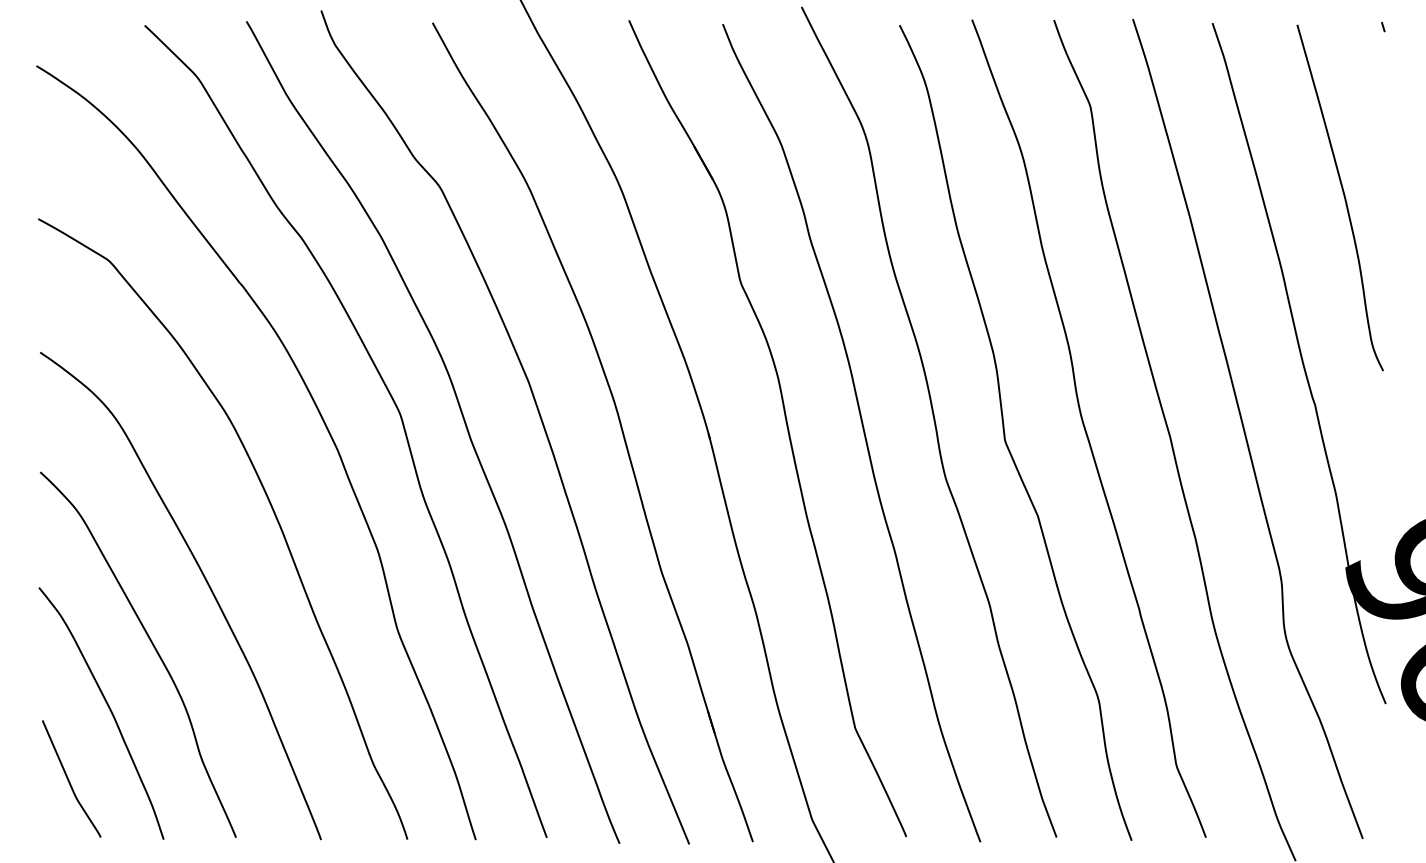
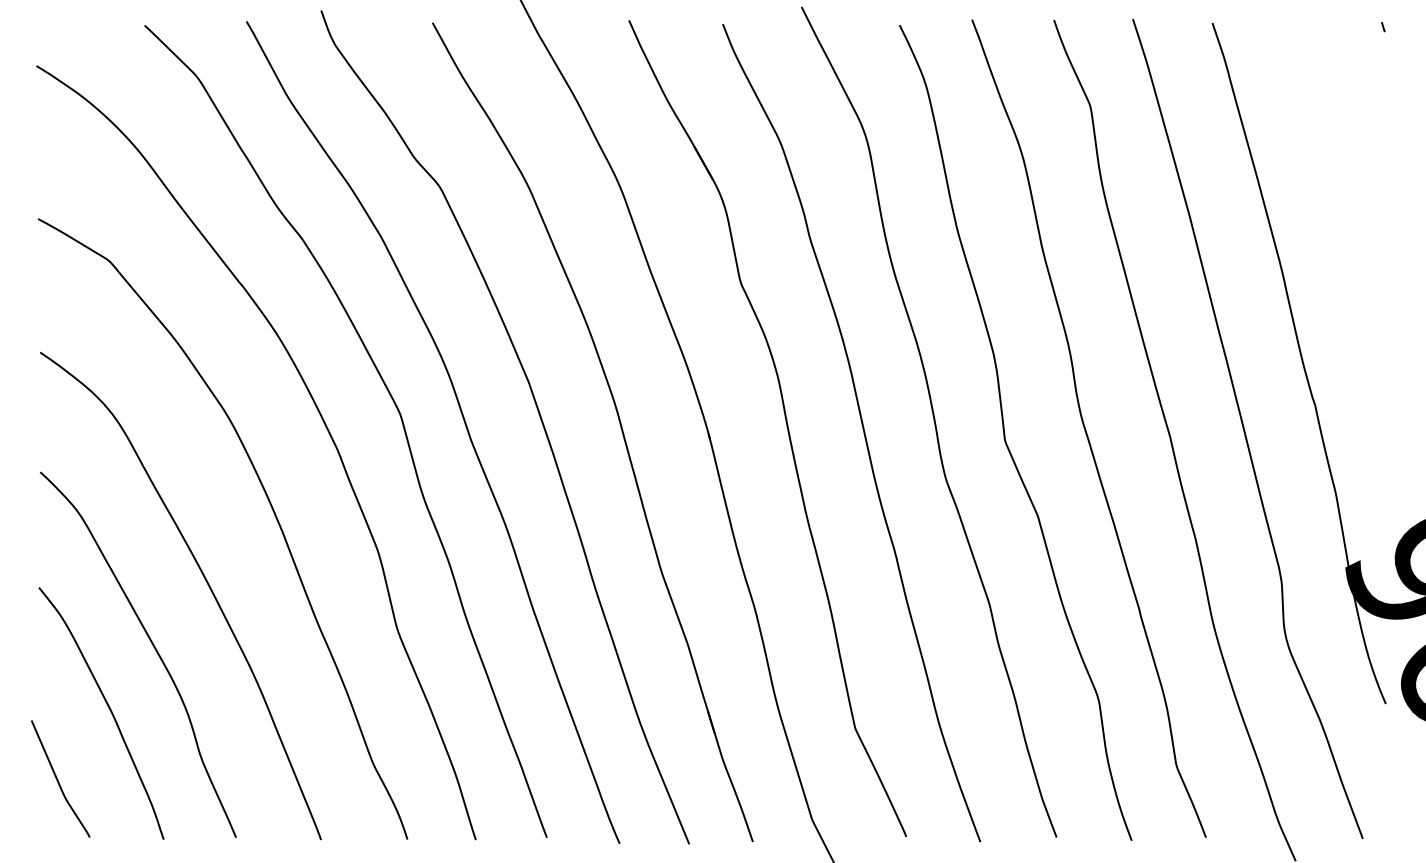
curve: present -> none (1343, 196)
curve position: (69, 779) -> (58, 779) (58, 779)
